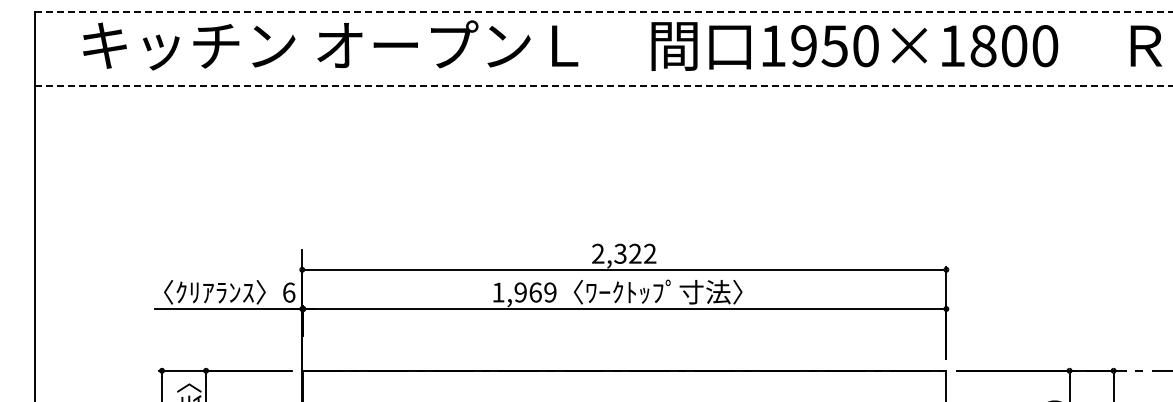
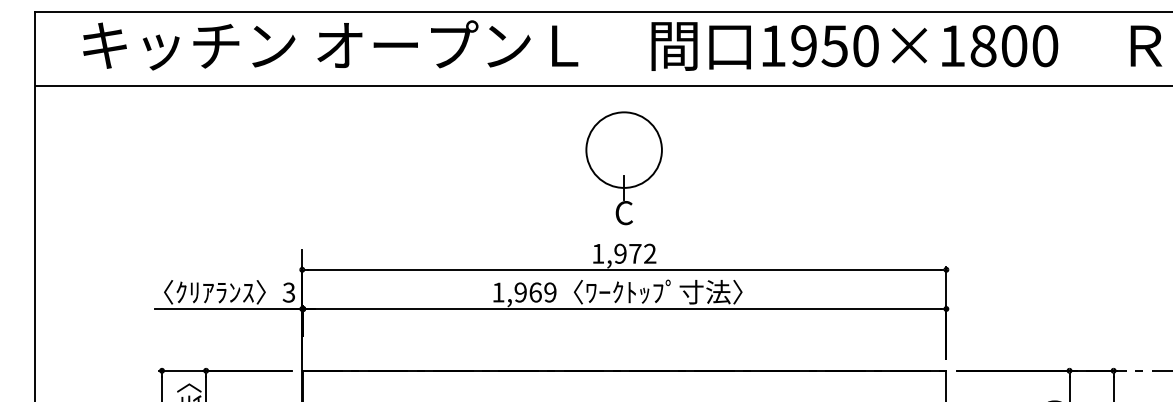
line: dashed -> solid (604, 12)
line: dashed -> solid (604, 85)
part: none -> present (623, 168)
text: 2,322 -> 1,972 (616, 253)
text: 6 -> 3 (288, 292)
